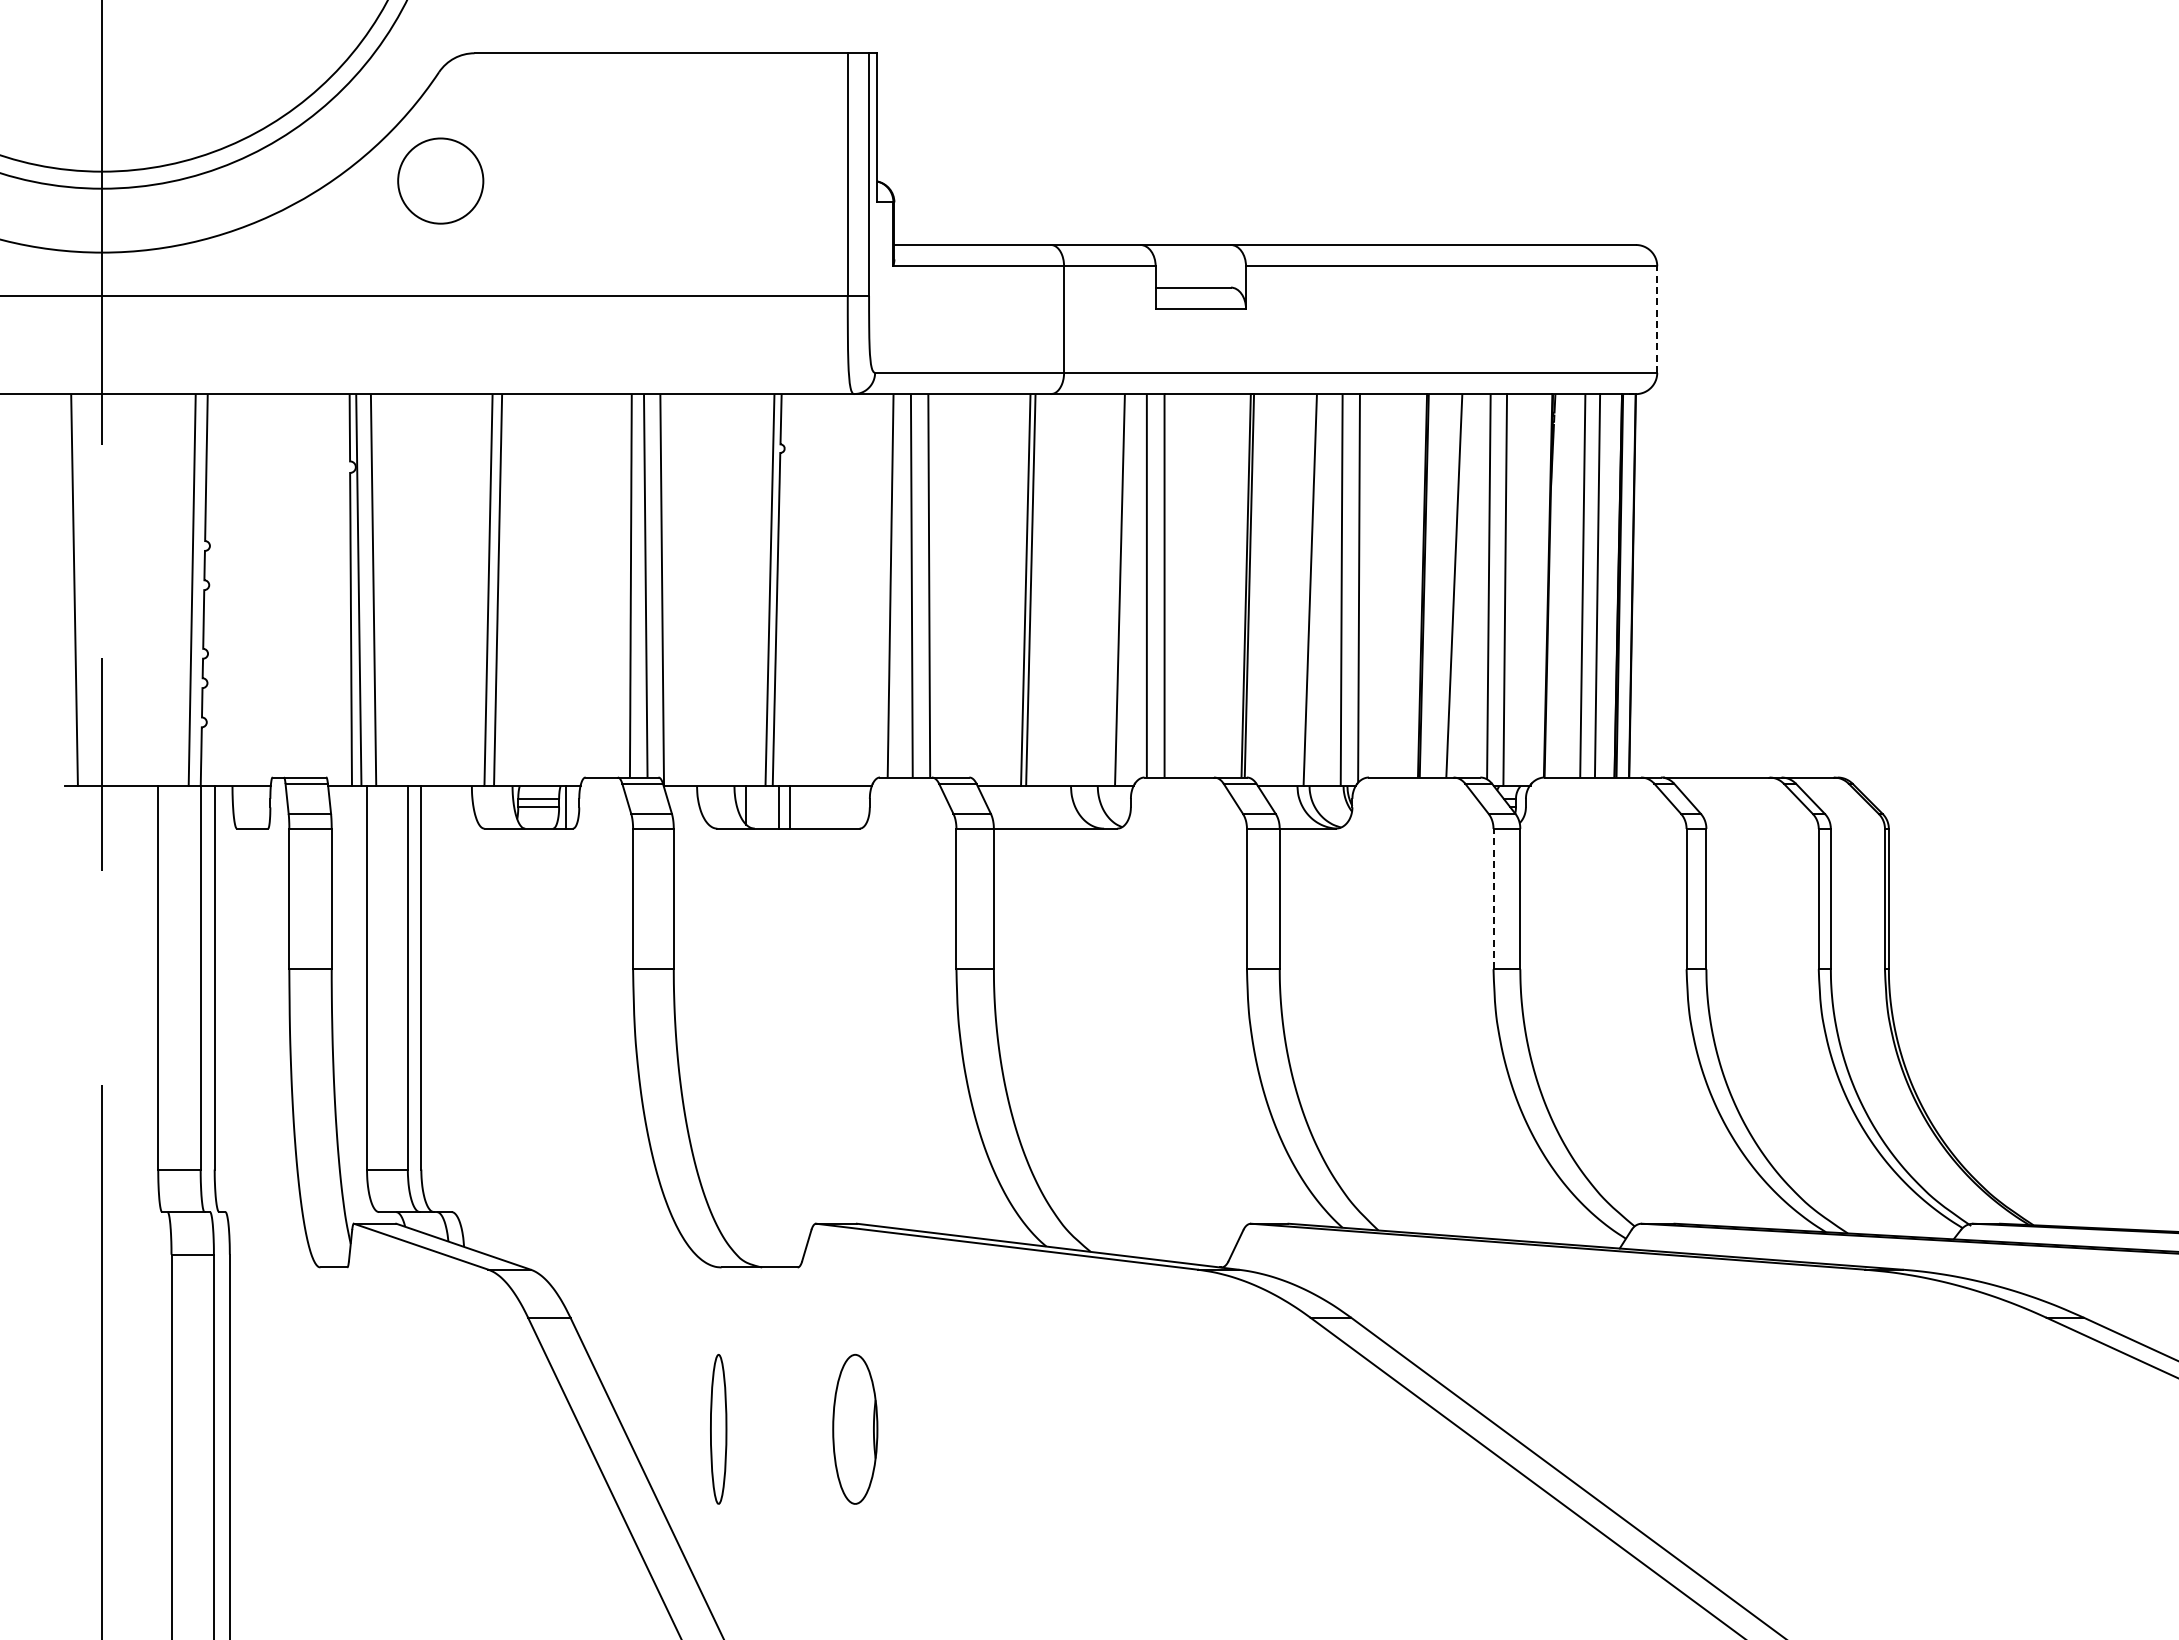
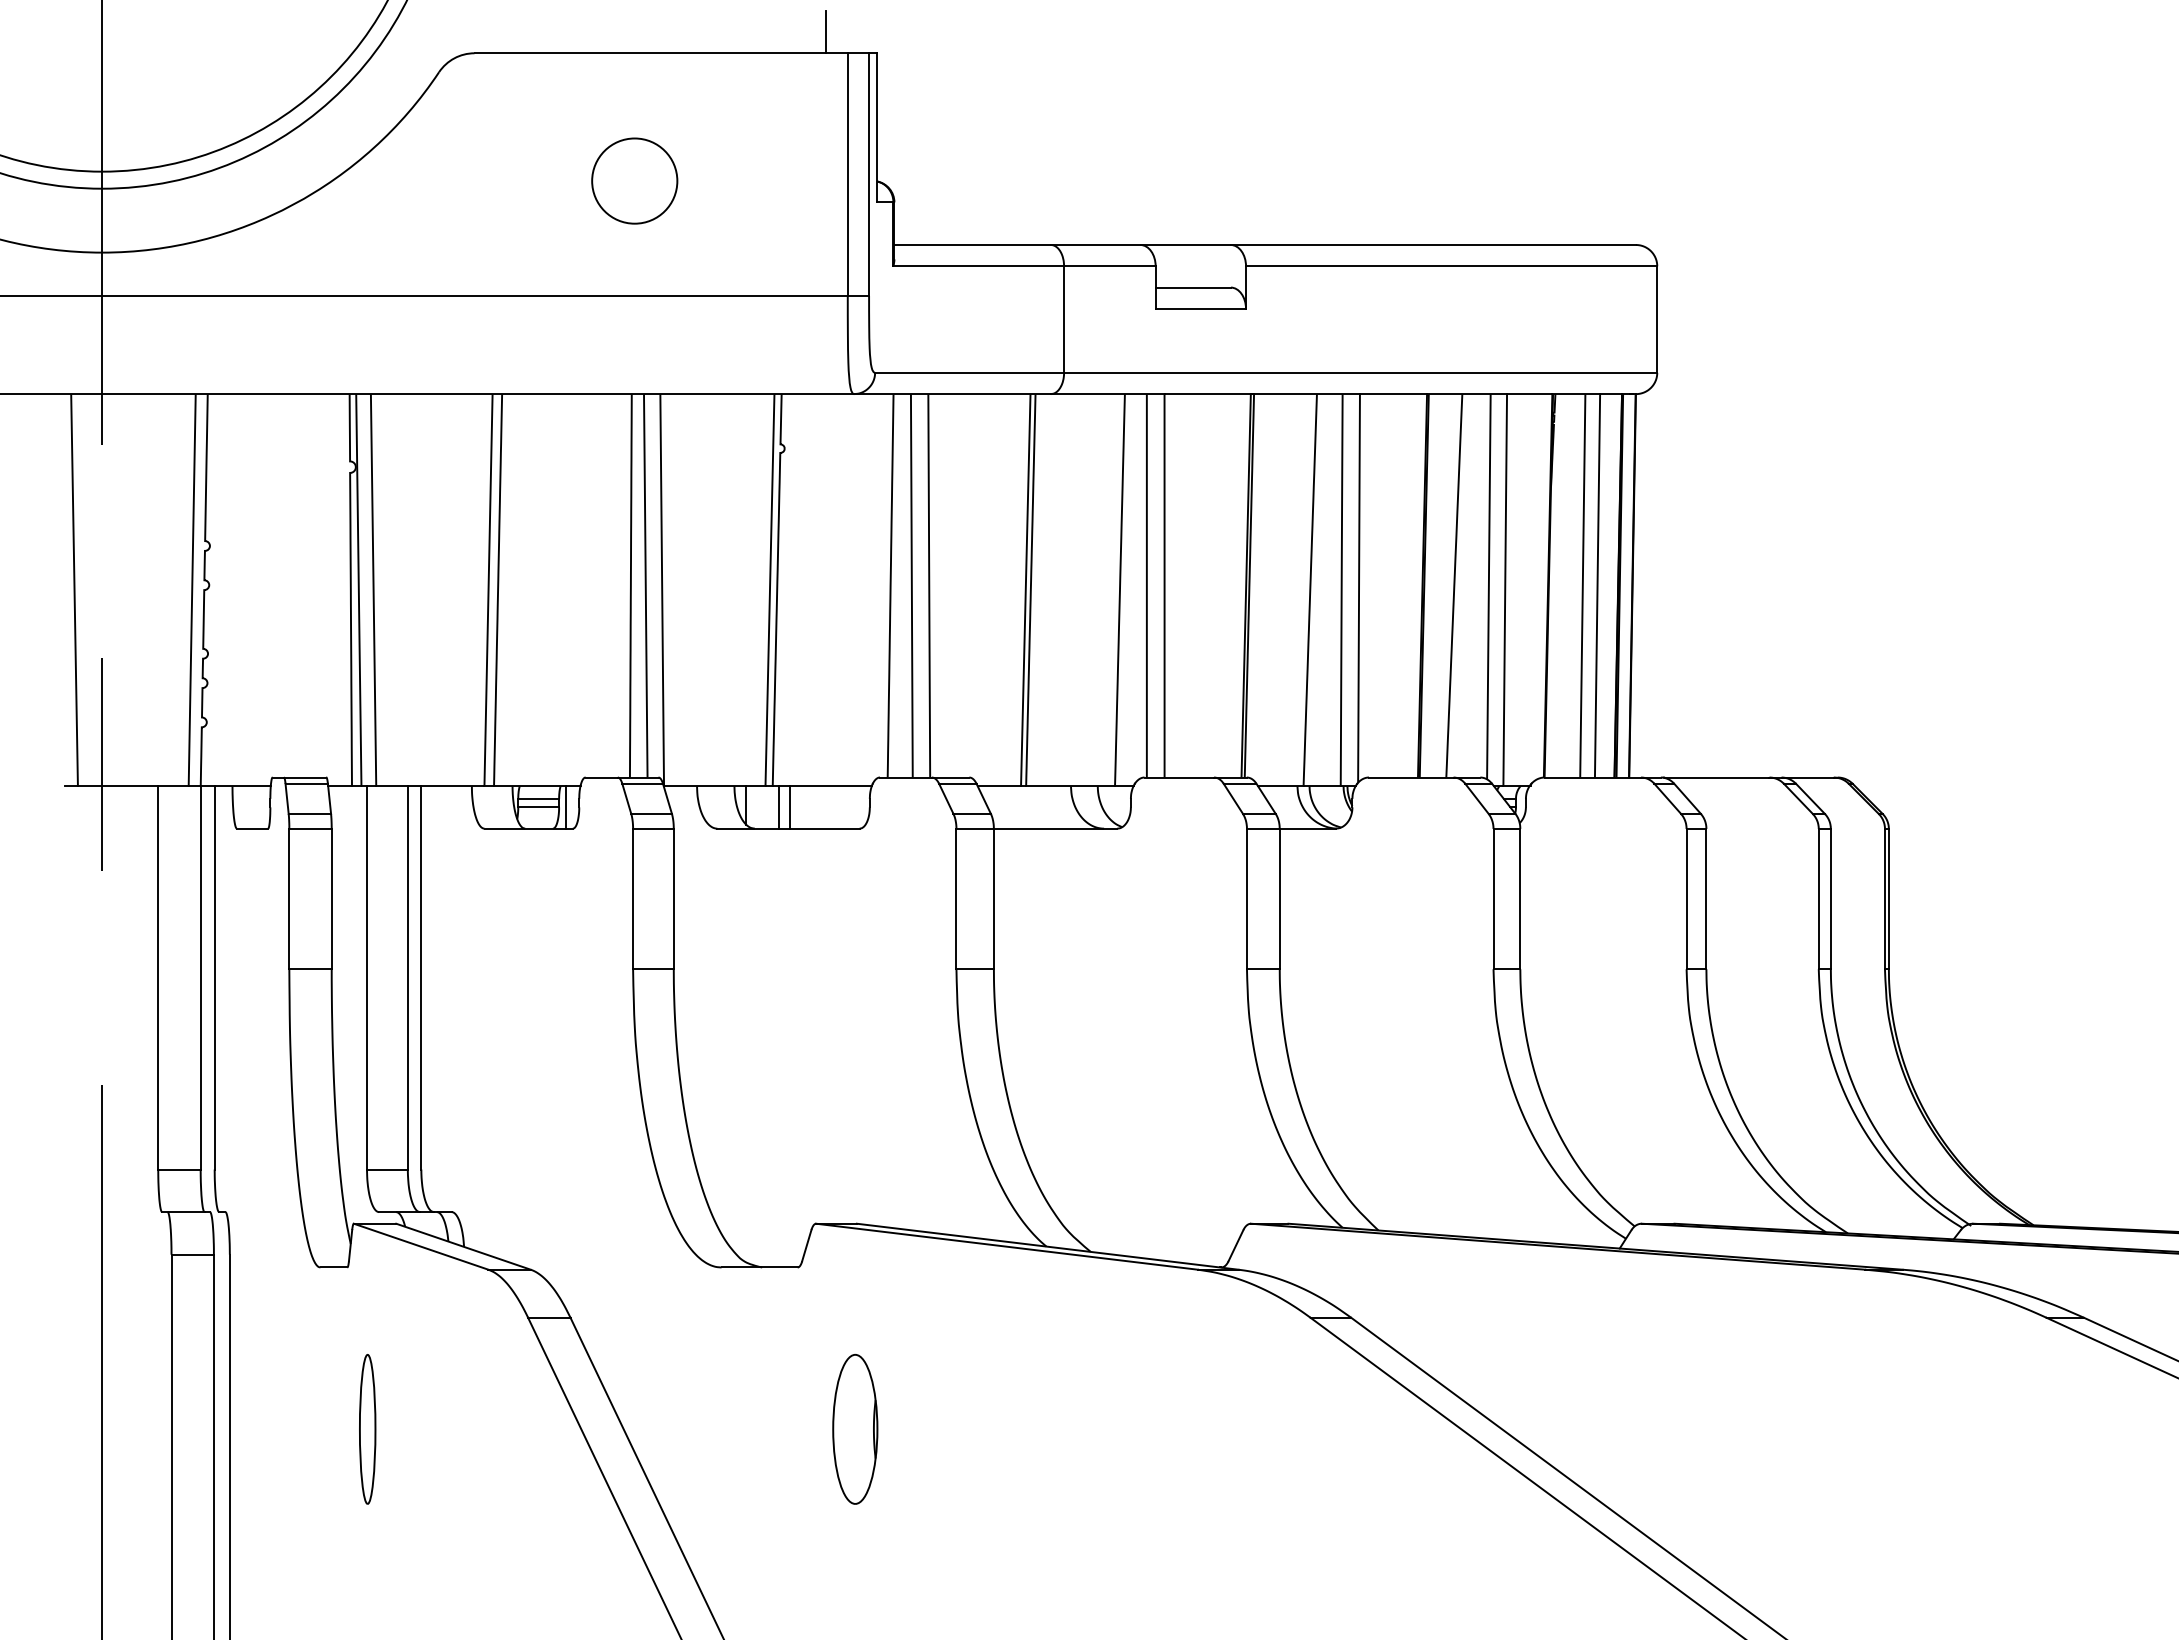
line: none -> present (826, 31)
circle position: (440, 180) -> (634, 180) (634, 180)
line: dashed -> solid (1657, 319)
line: dashed -> solid (1493, 898)
part position: (718, 1429) -> (367, 1429) (367, 1429)
